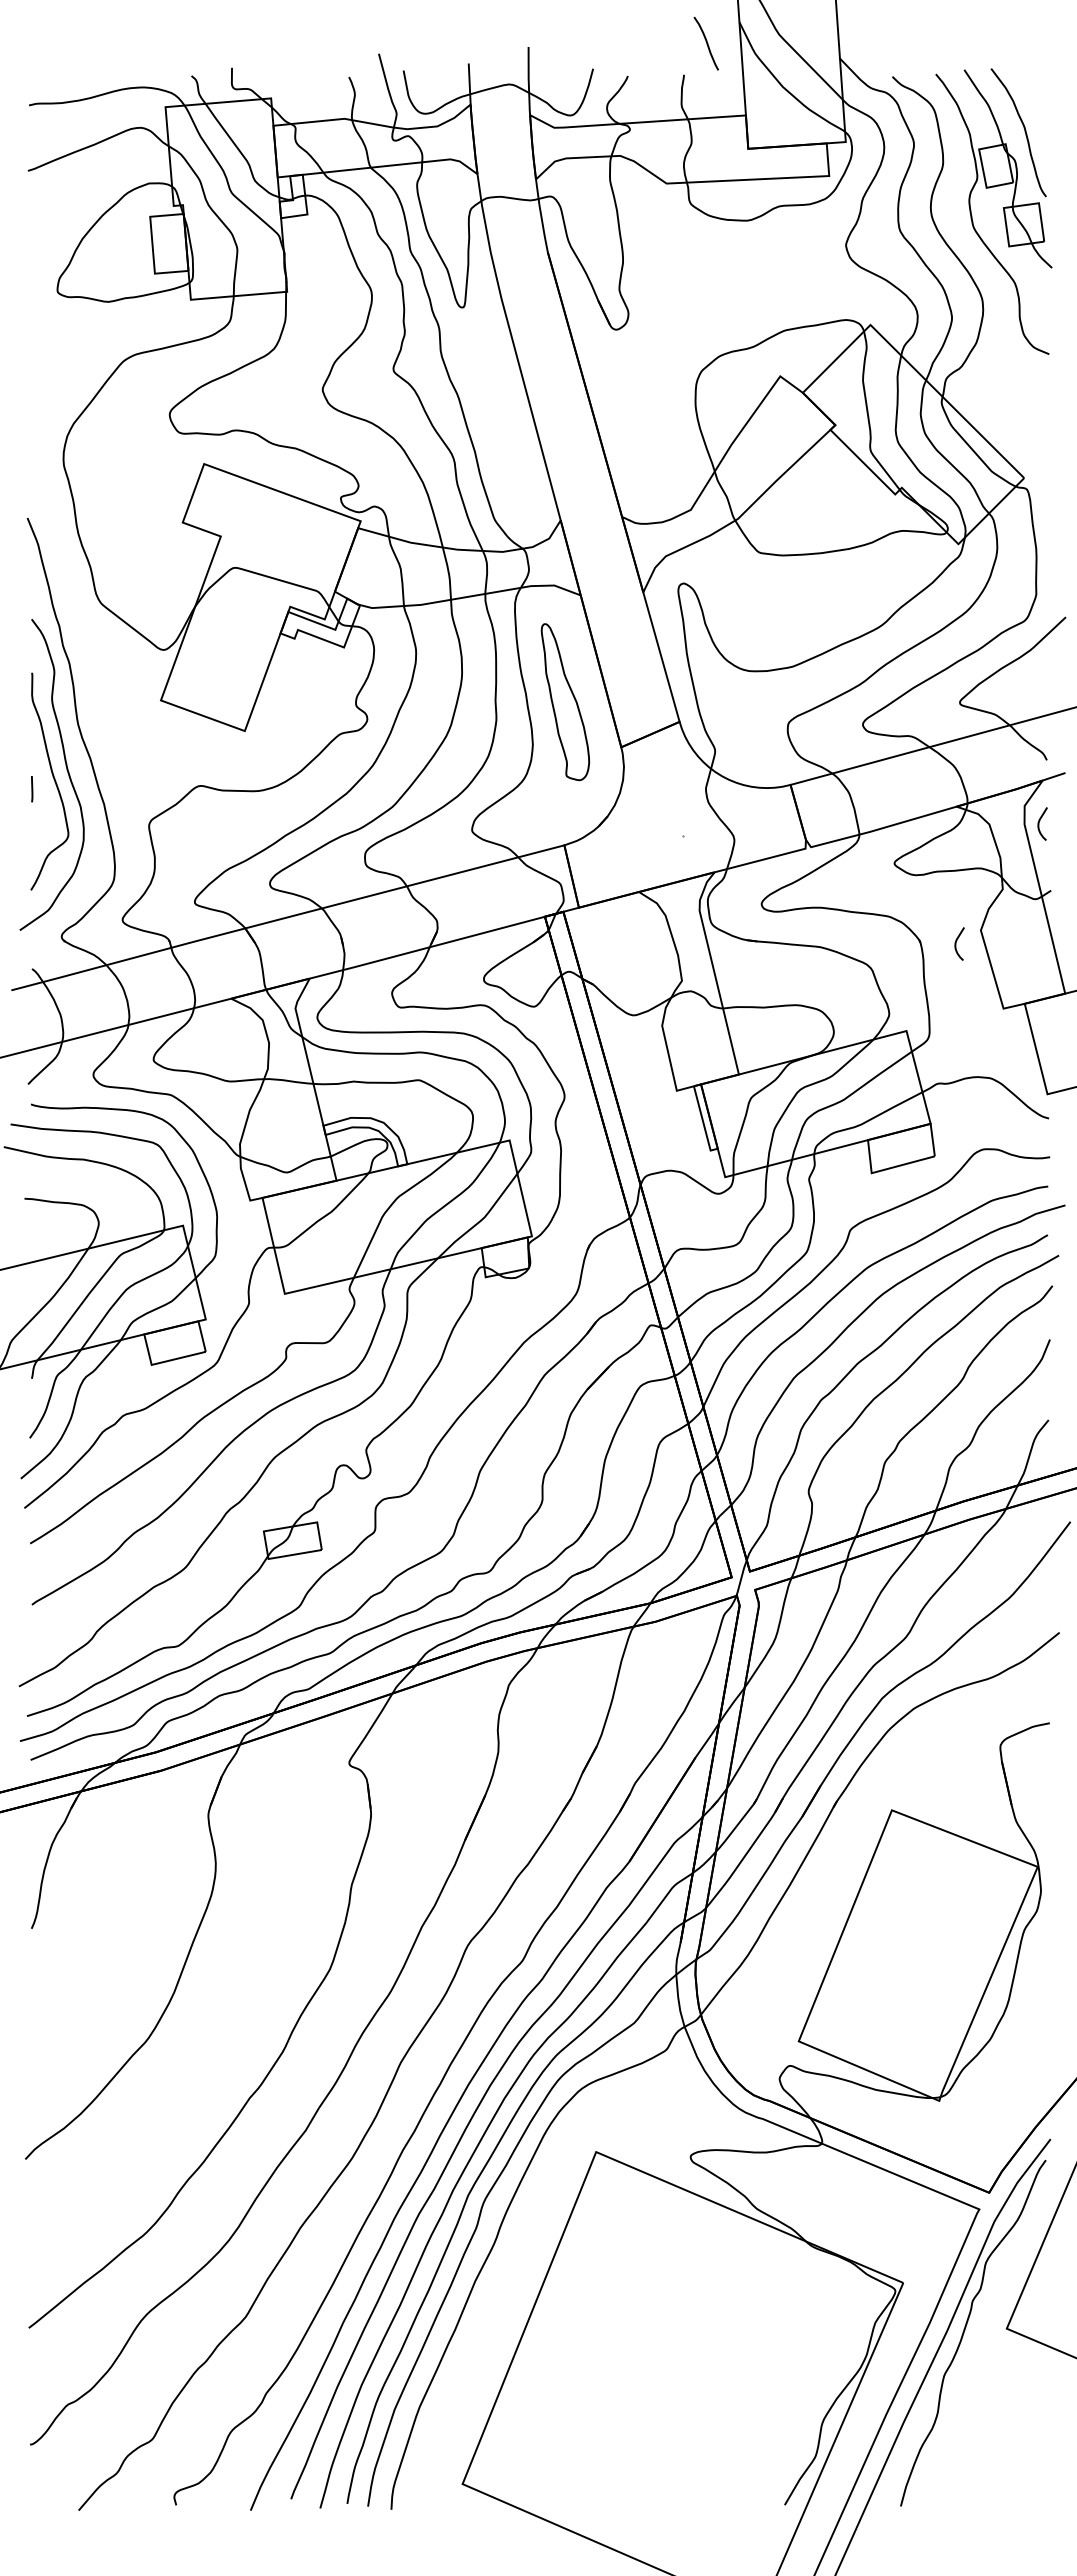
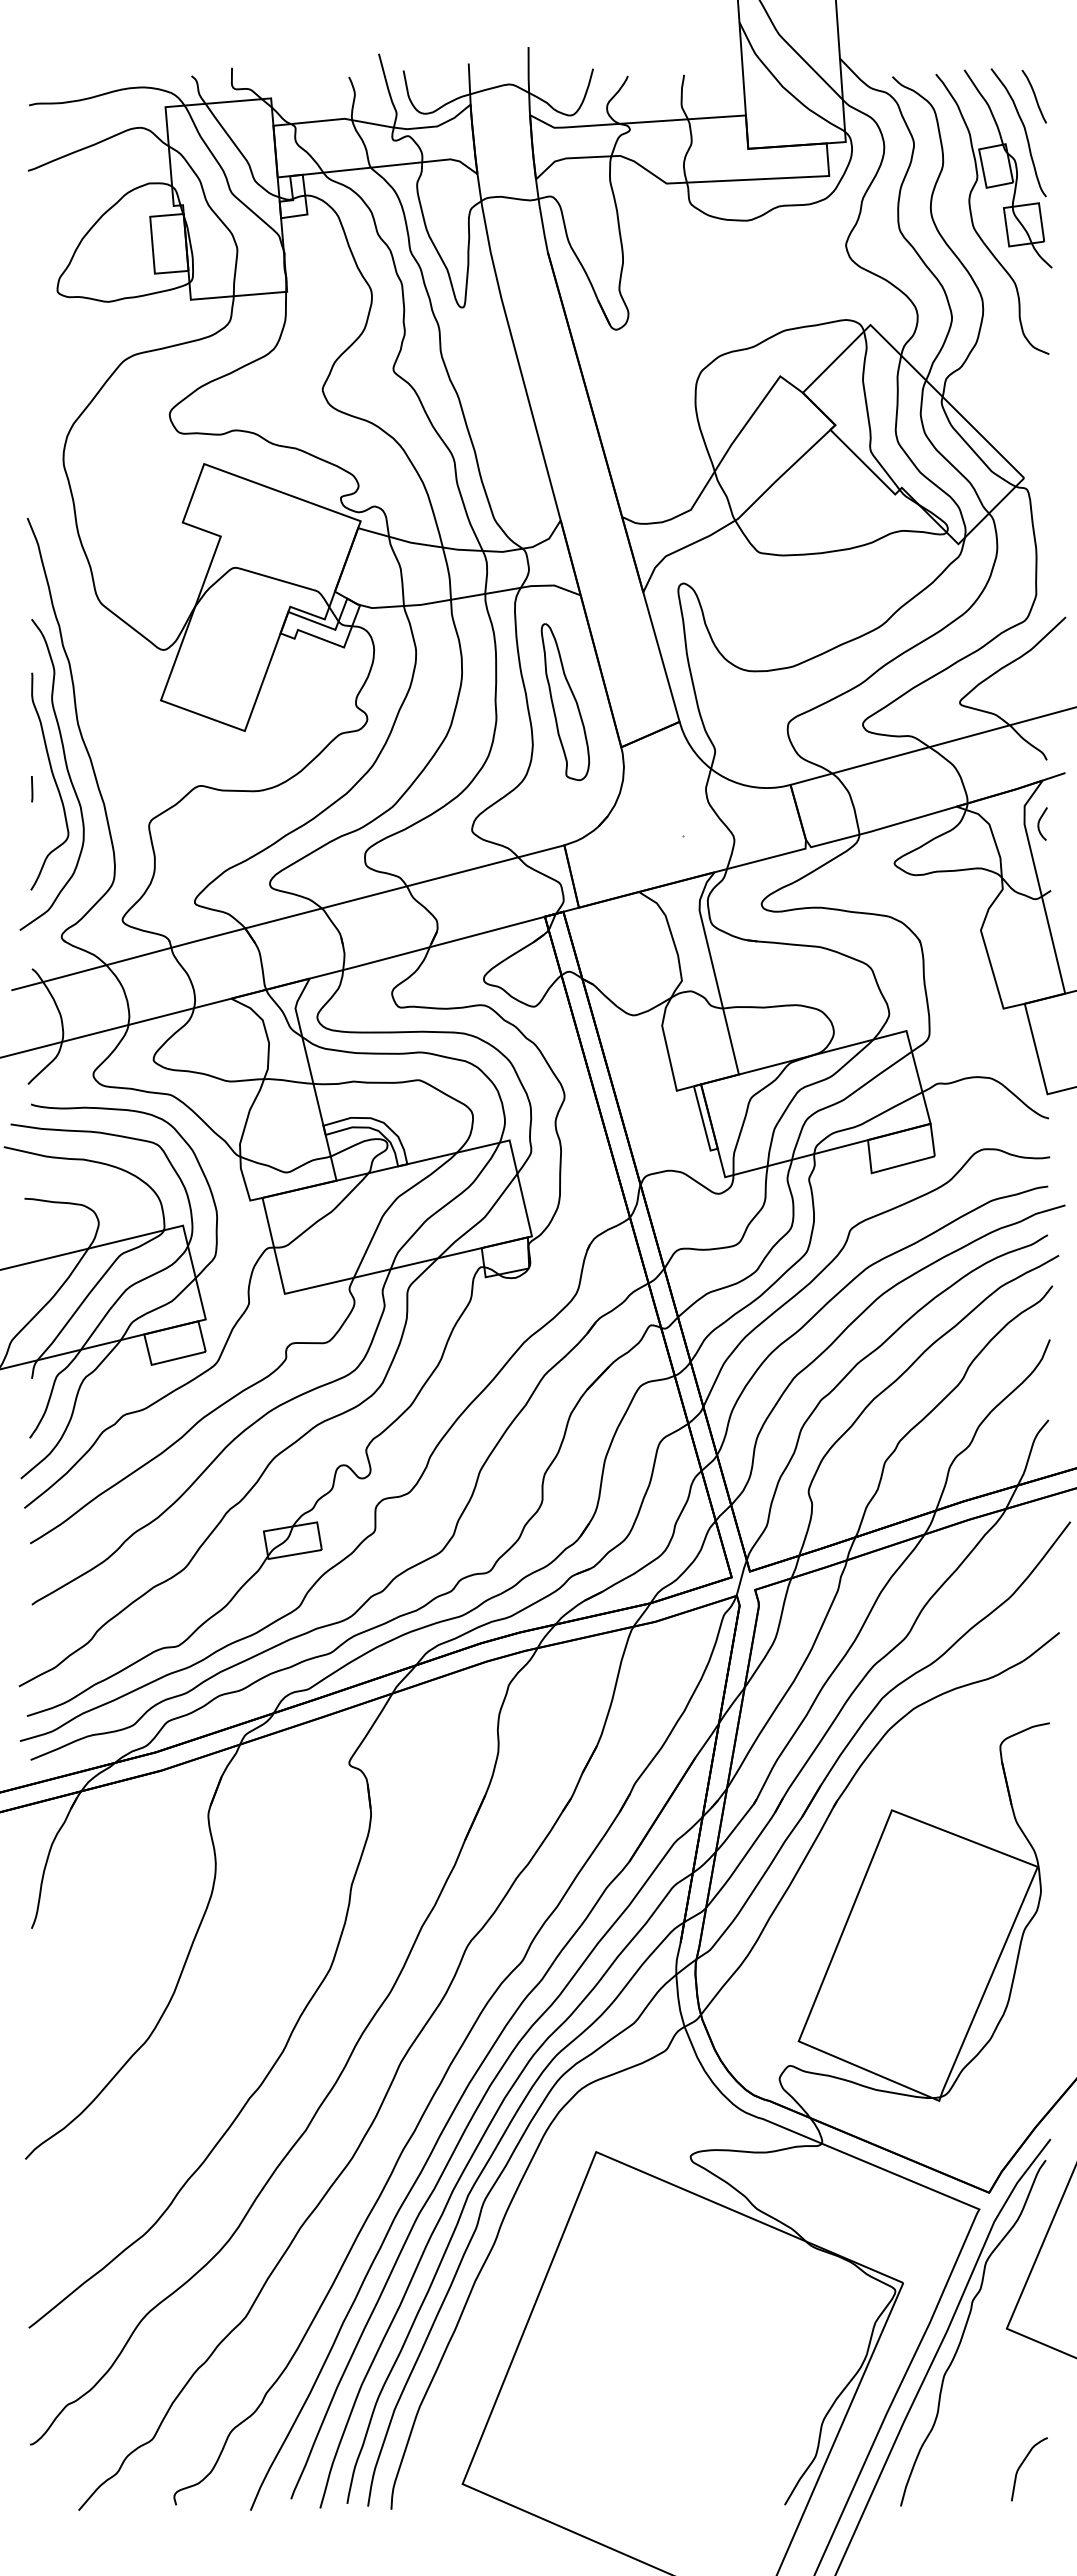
curve position: (706, 43) -> (1034, 96) (1034, 96)
curve: present -> none (957, 941)
curve: none -> present (1023, 2463)
